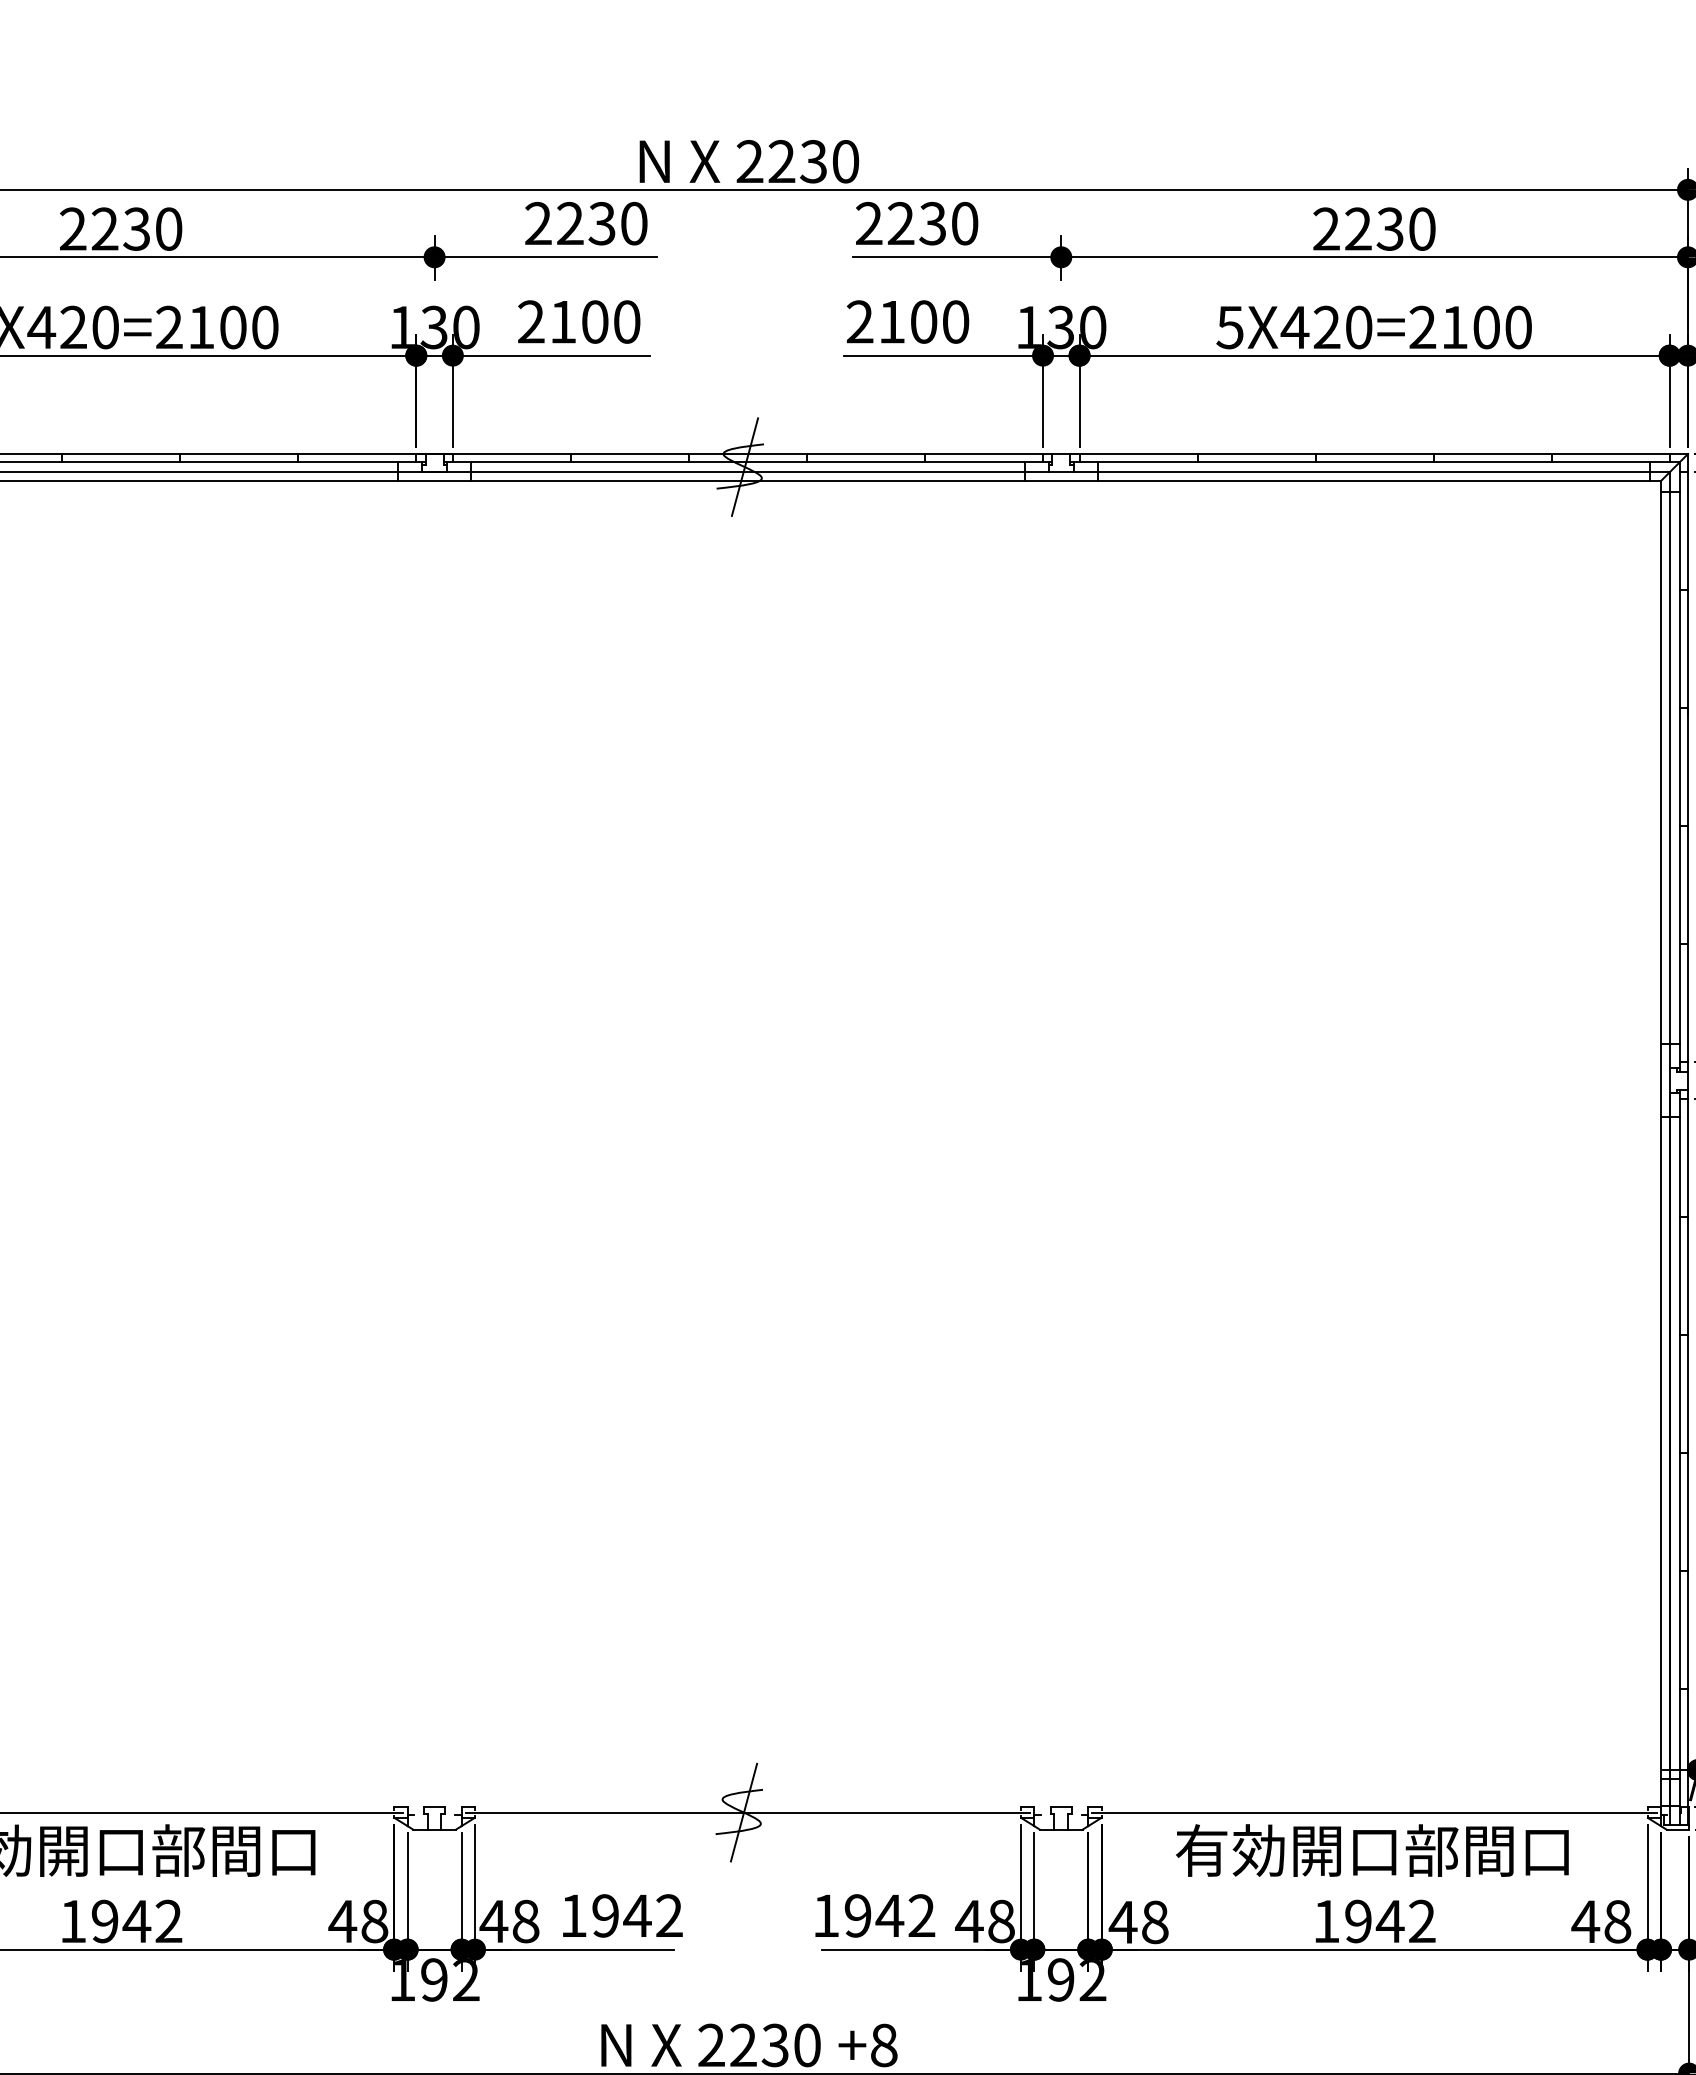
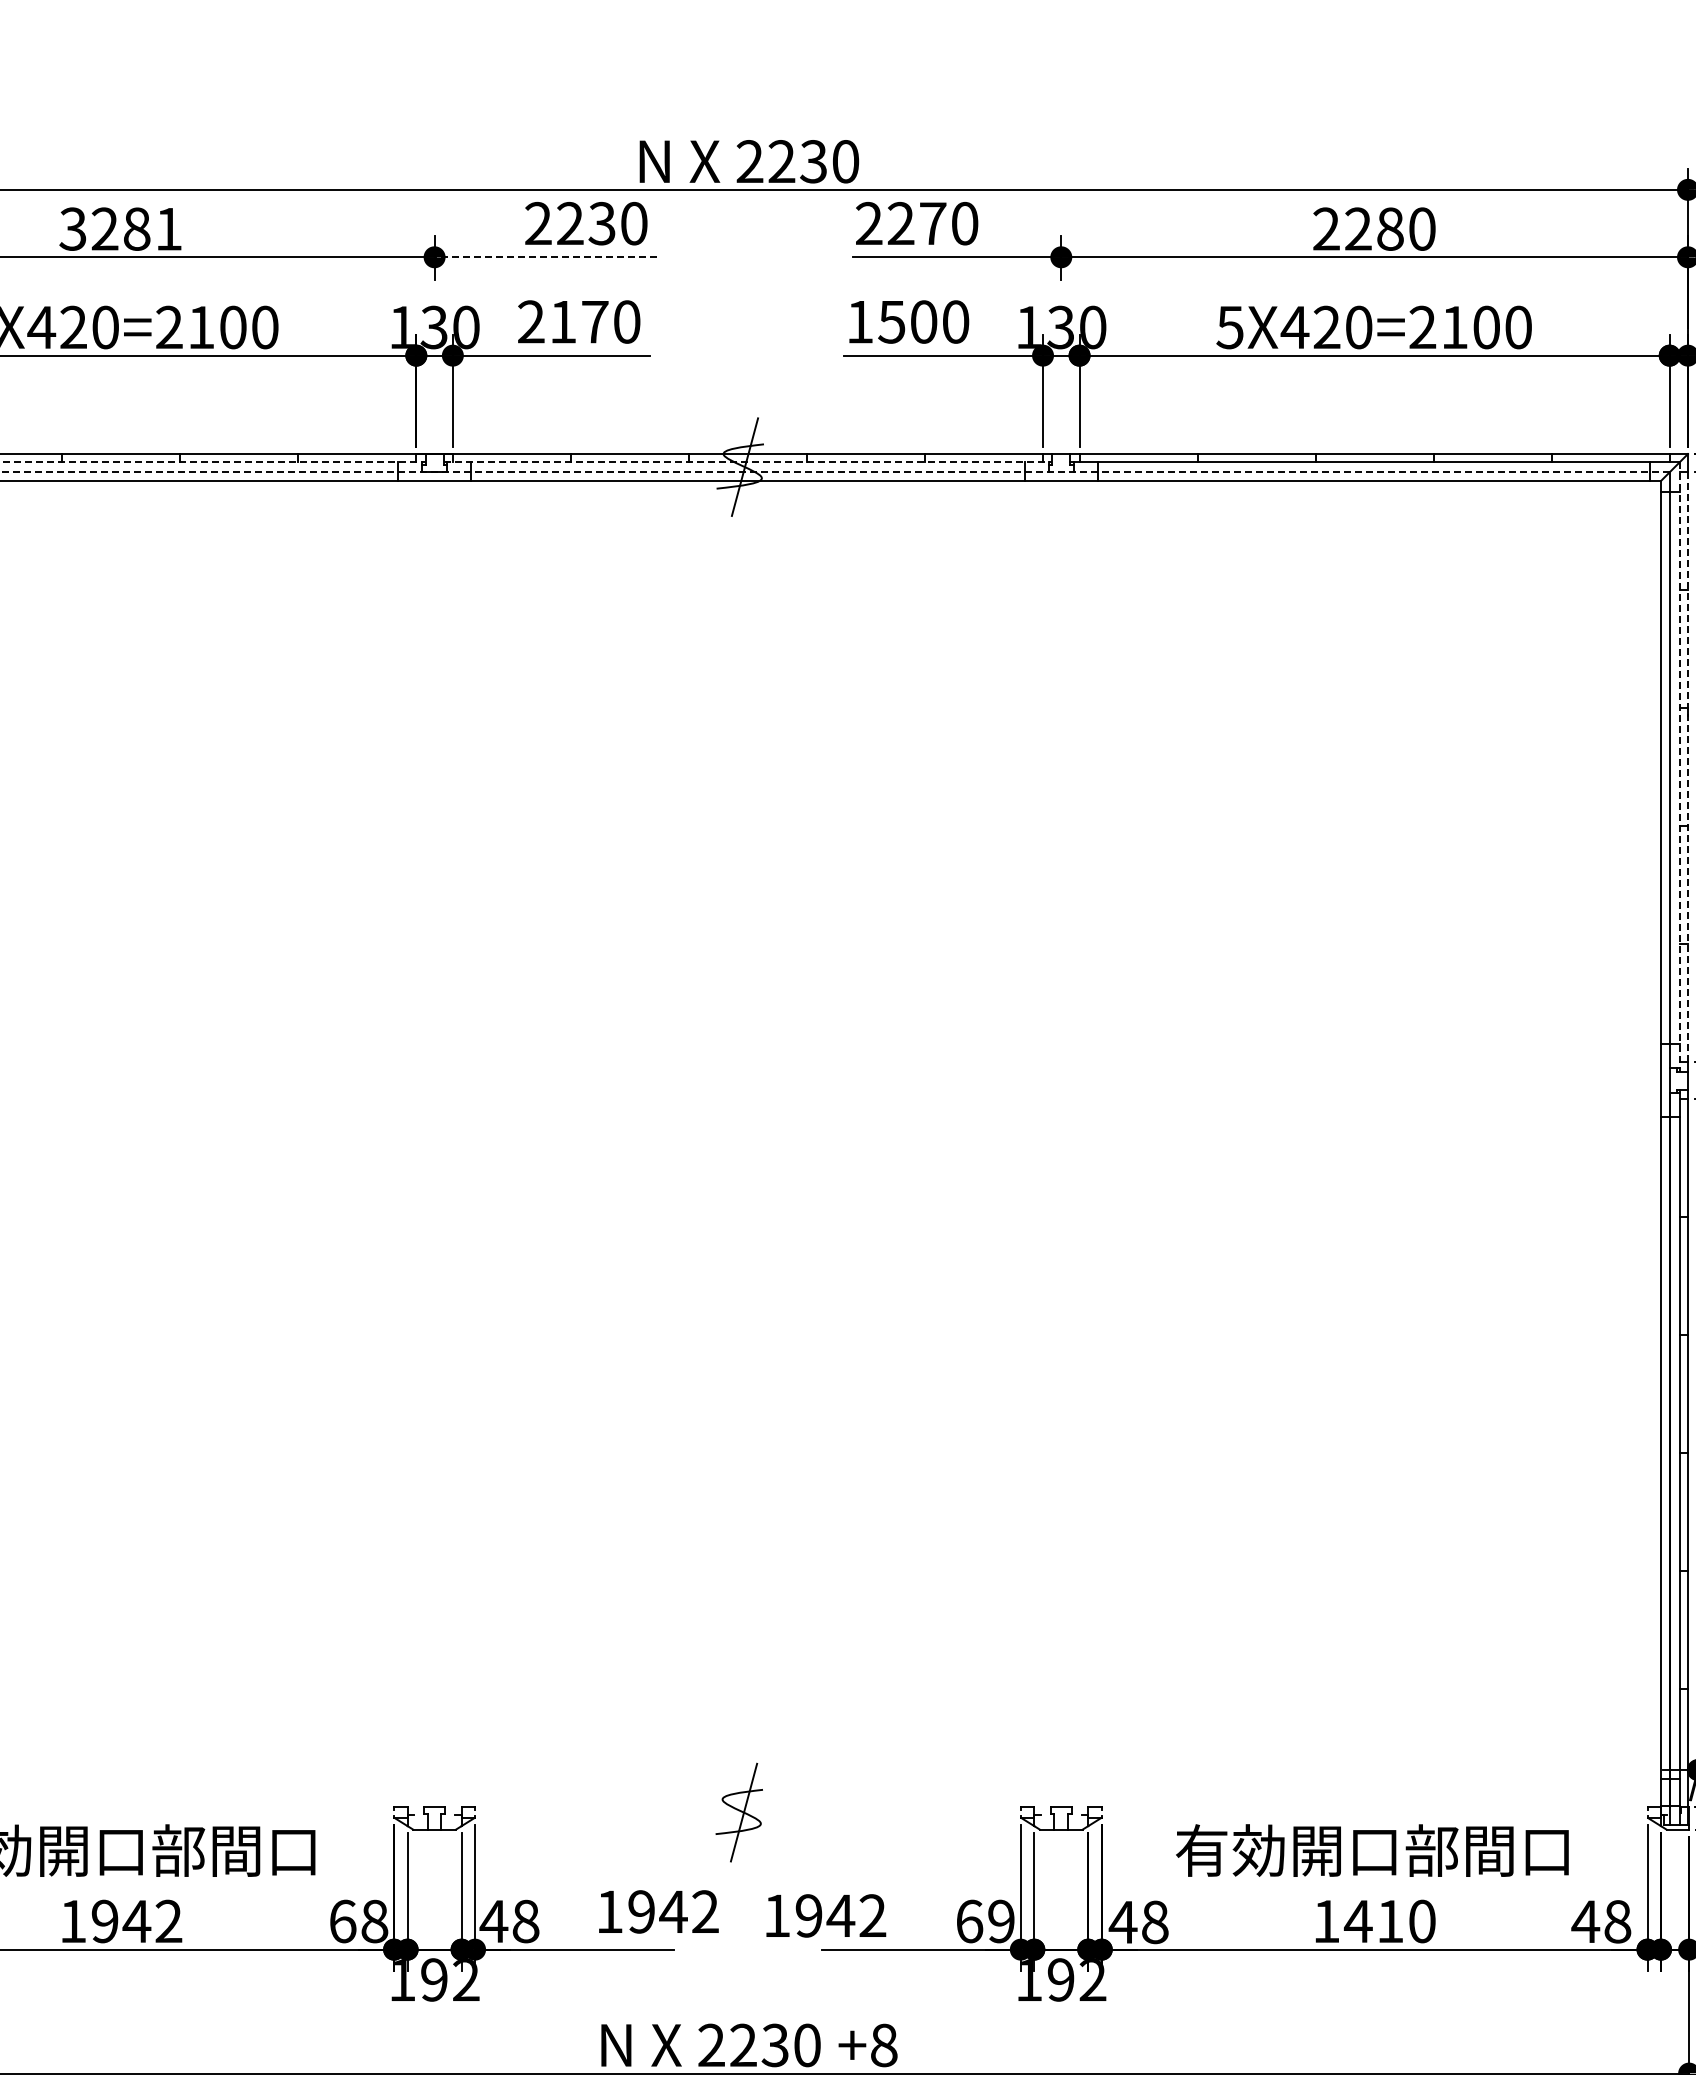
text: 2230 -> 2270 (932, 223)
text: 2230 -> 3281 (120, 228)
text: 2230 -> 2280 (1389, 228)
line: solid -> dashed (545, 257)
text: 2100 -> 2170 (595, 321)
text: 2100 -> 1500 (875, 321)
line: solid -> dashed (212, 462)
line: solid -> dashed (748, 462)
line: solid -> dashed (834, 472)
line: solid -> dashed (1679, 767)
line: solid -> dashed (1687, 767)
line: present -> none (202, 1812)
line: present -> none (747, 1812)
line: present -> none (1374, 1812)
text position: (622, 1915) -> (658, 1911) (658, 1911)
text position: (875, 1915) -> (826, 1915) (826, 1915)
text: 48 -> 68 (342, 1921)
text: 48 -> 69 (984, 1921)
text: 1942 -> 1410 (1389, 1921)
